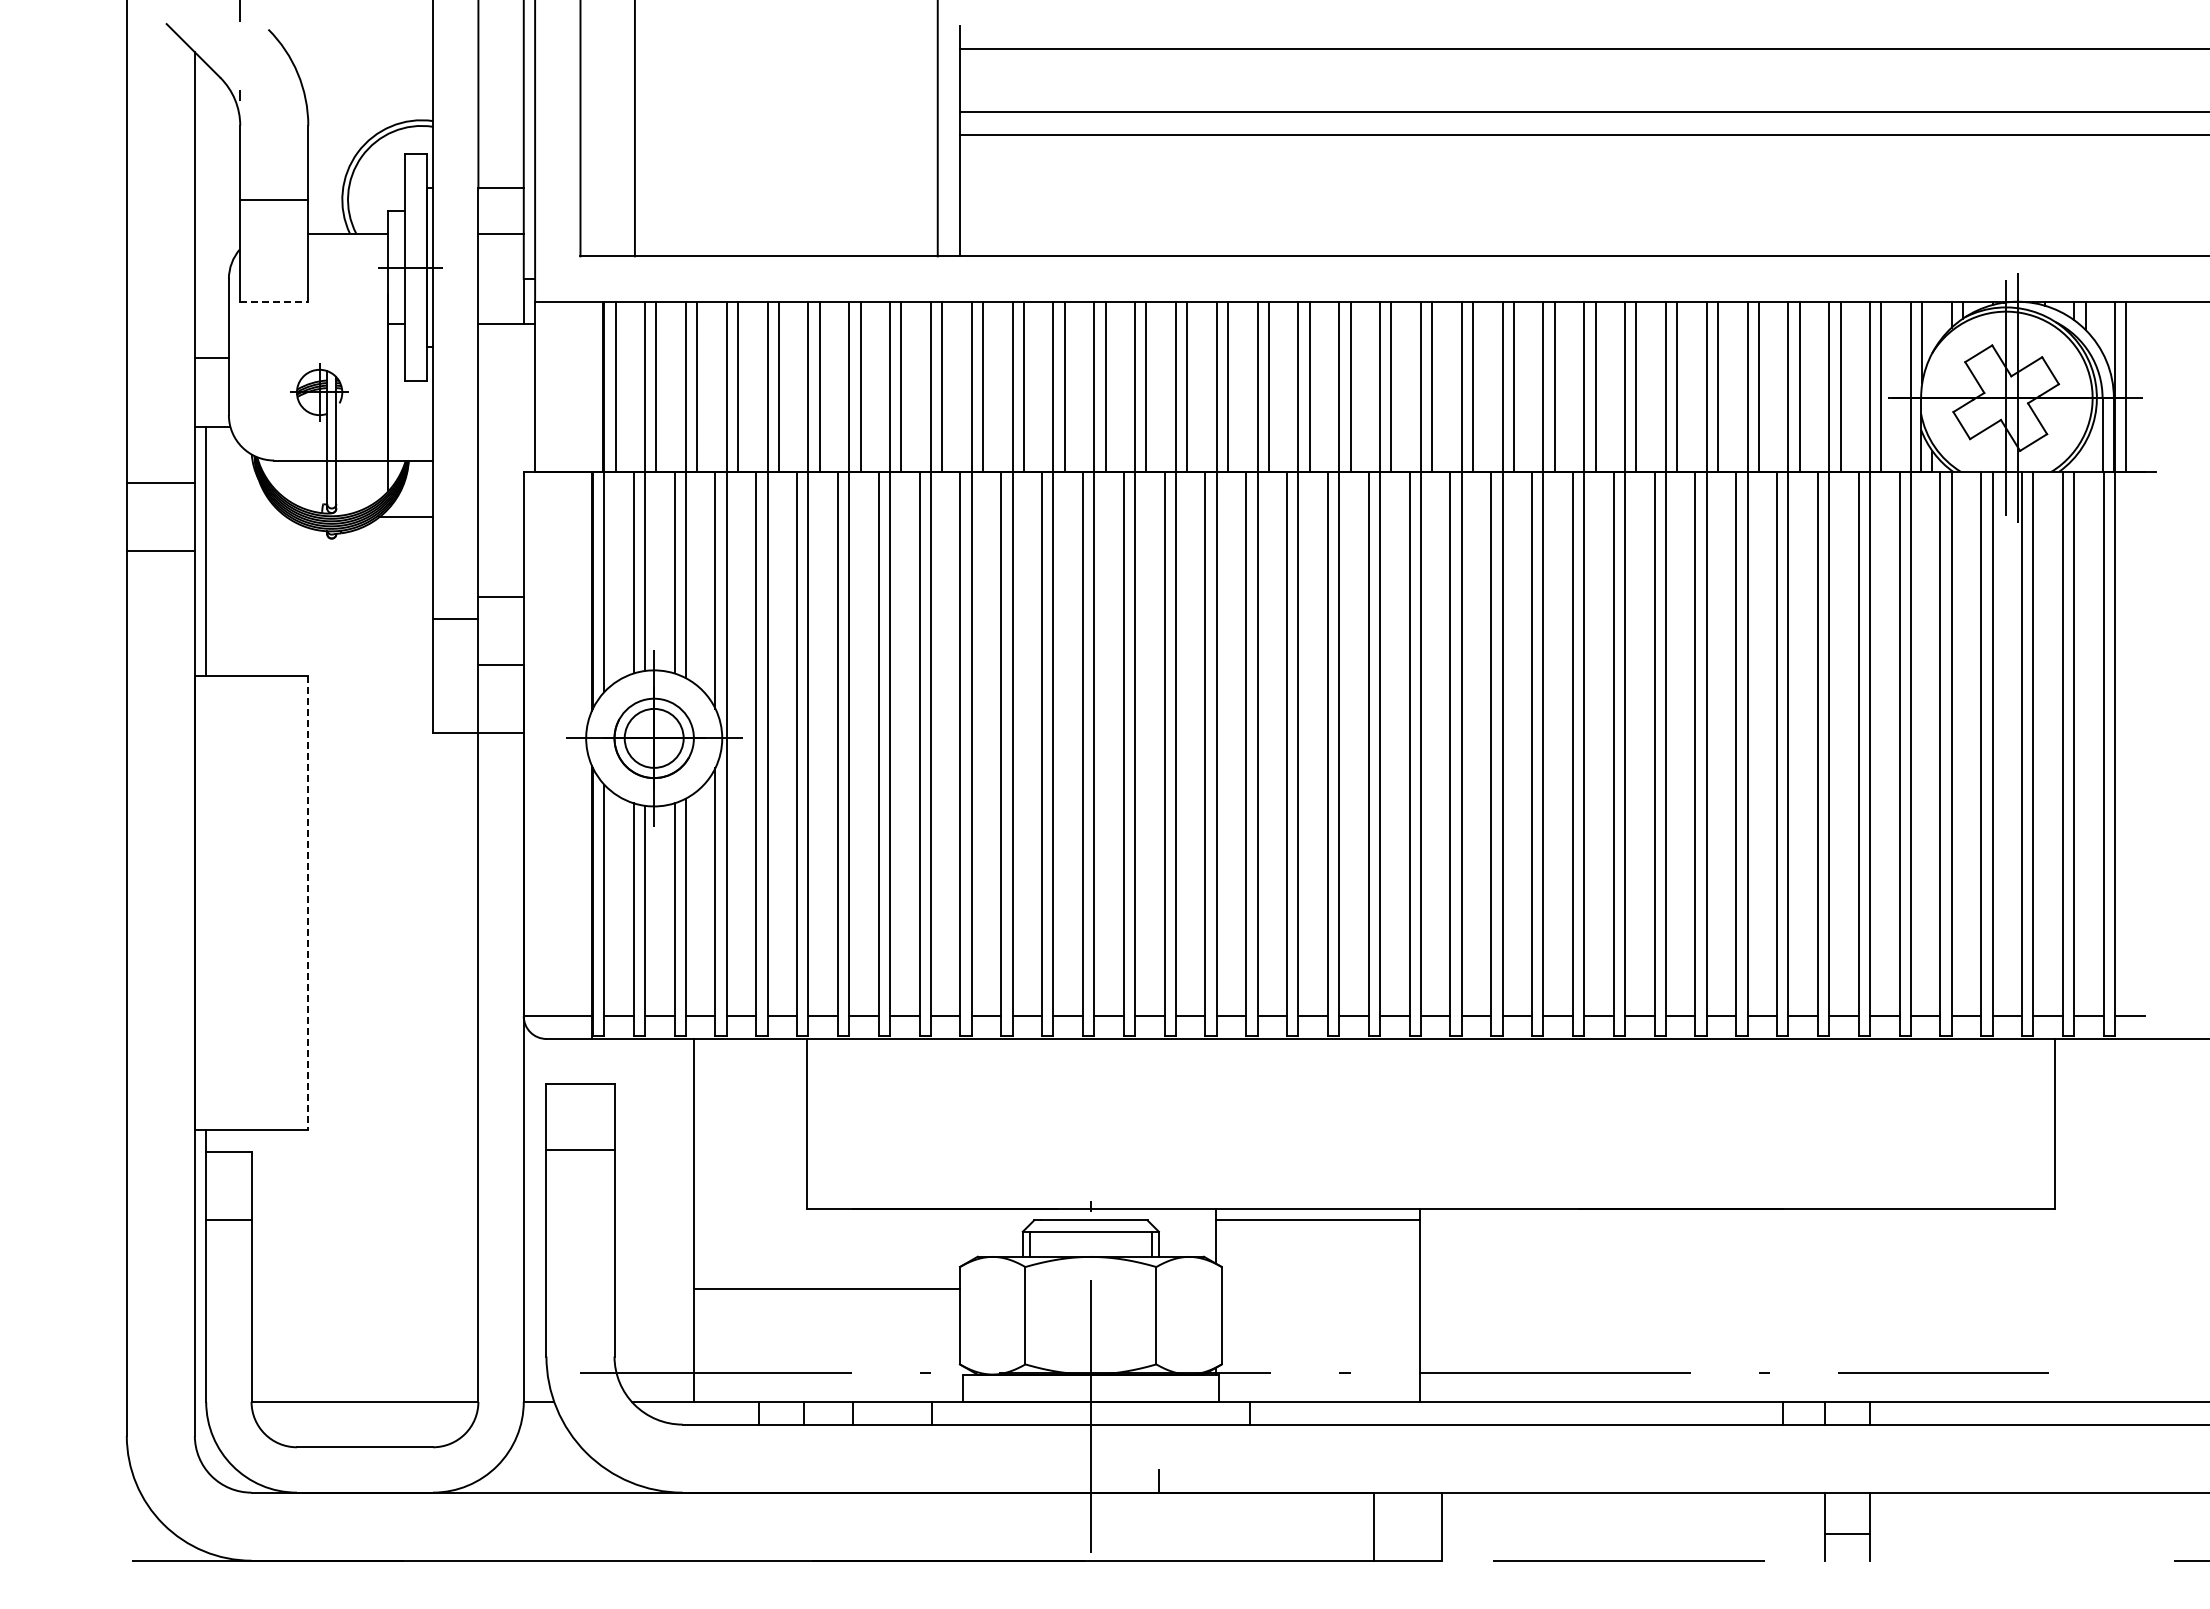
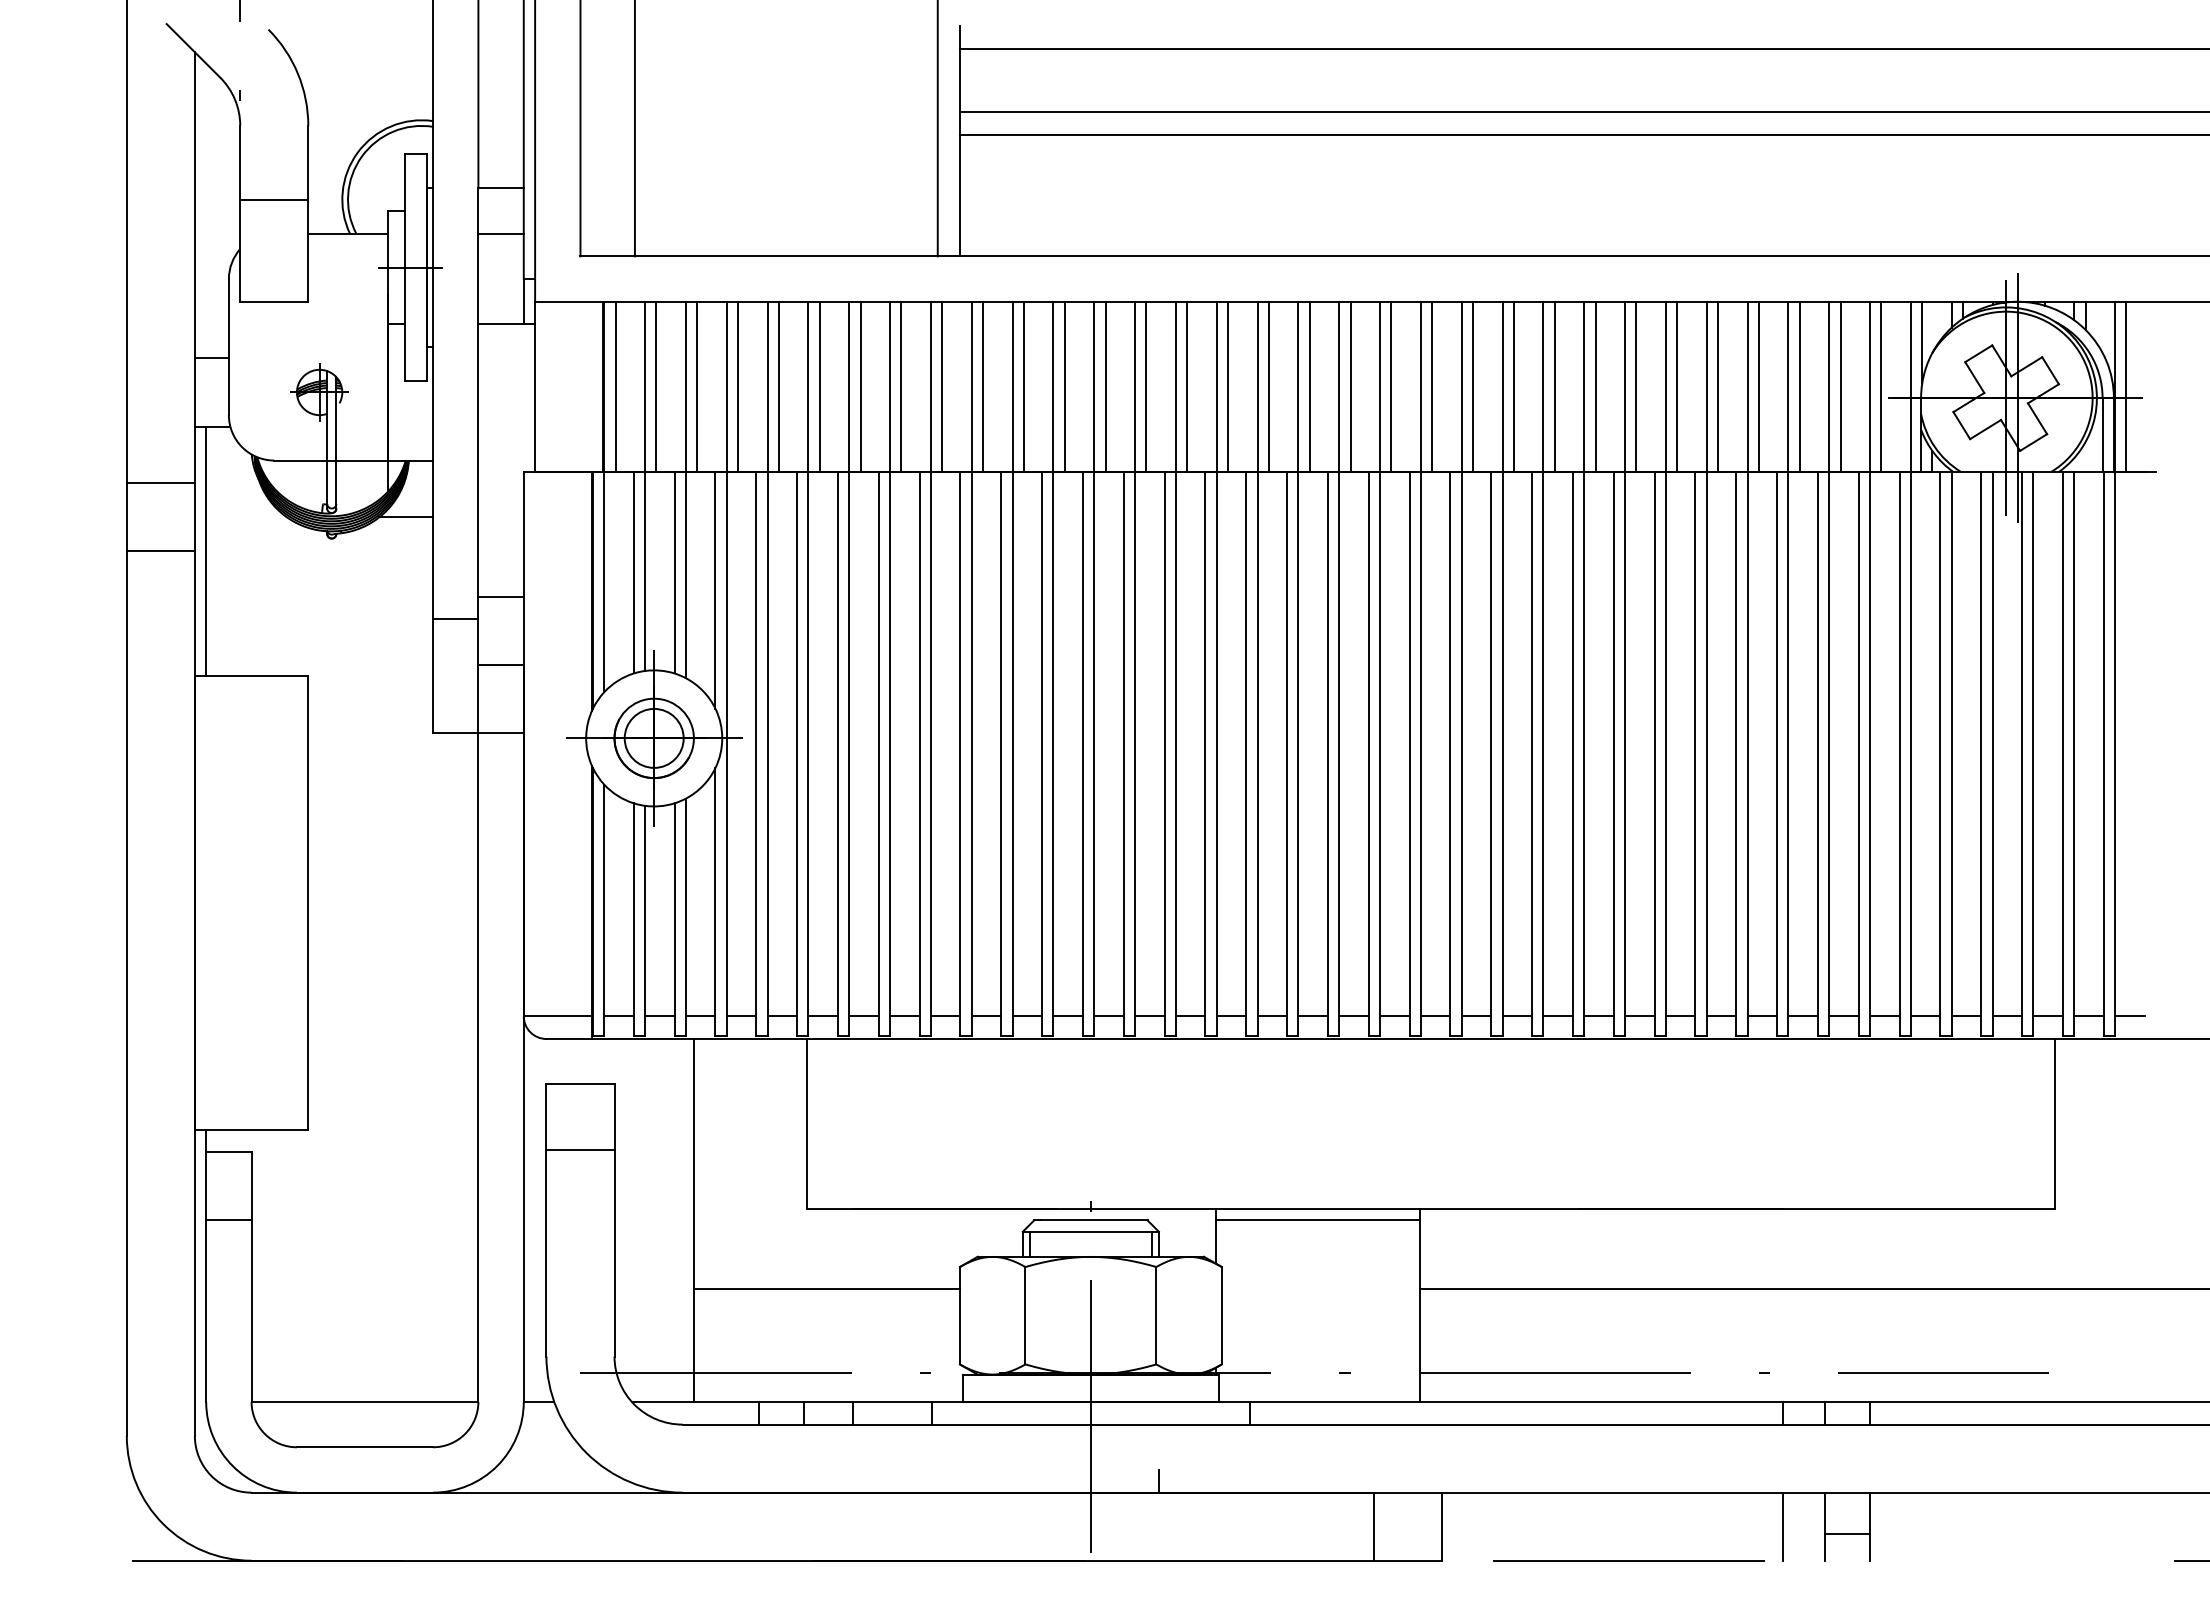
line: dashed -> solid (274, 301)
line: dashed -> solid (308, 902)
line: none -> present (1812, 1288)
line: none -> present (1782, 1526)
